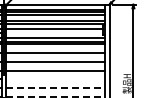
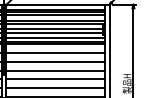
line: none -> present (54, 32)
line: none -> present (55, 79)
line: dashed -> solid (55, 88)
line: dashed -> solid (55, 96)
